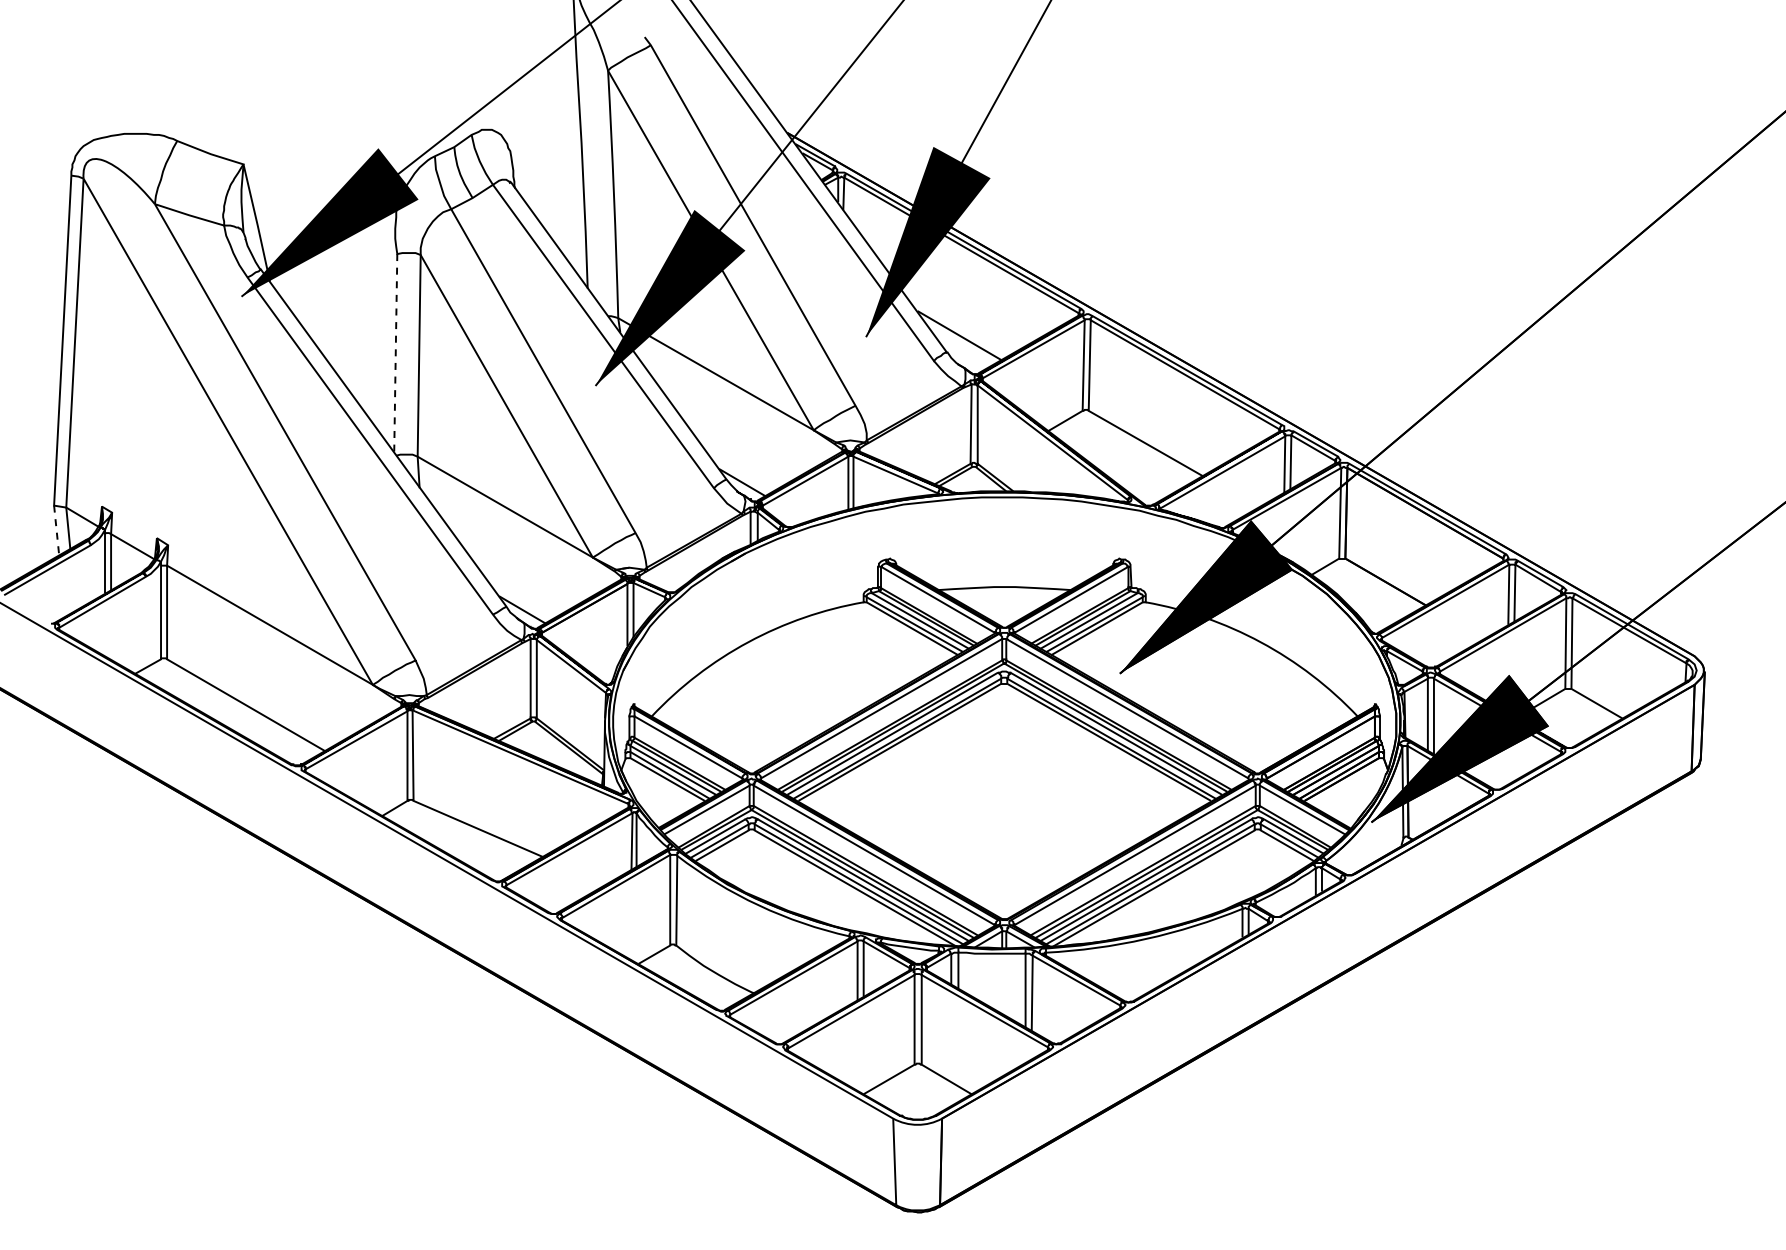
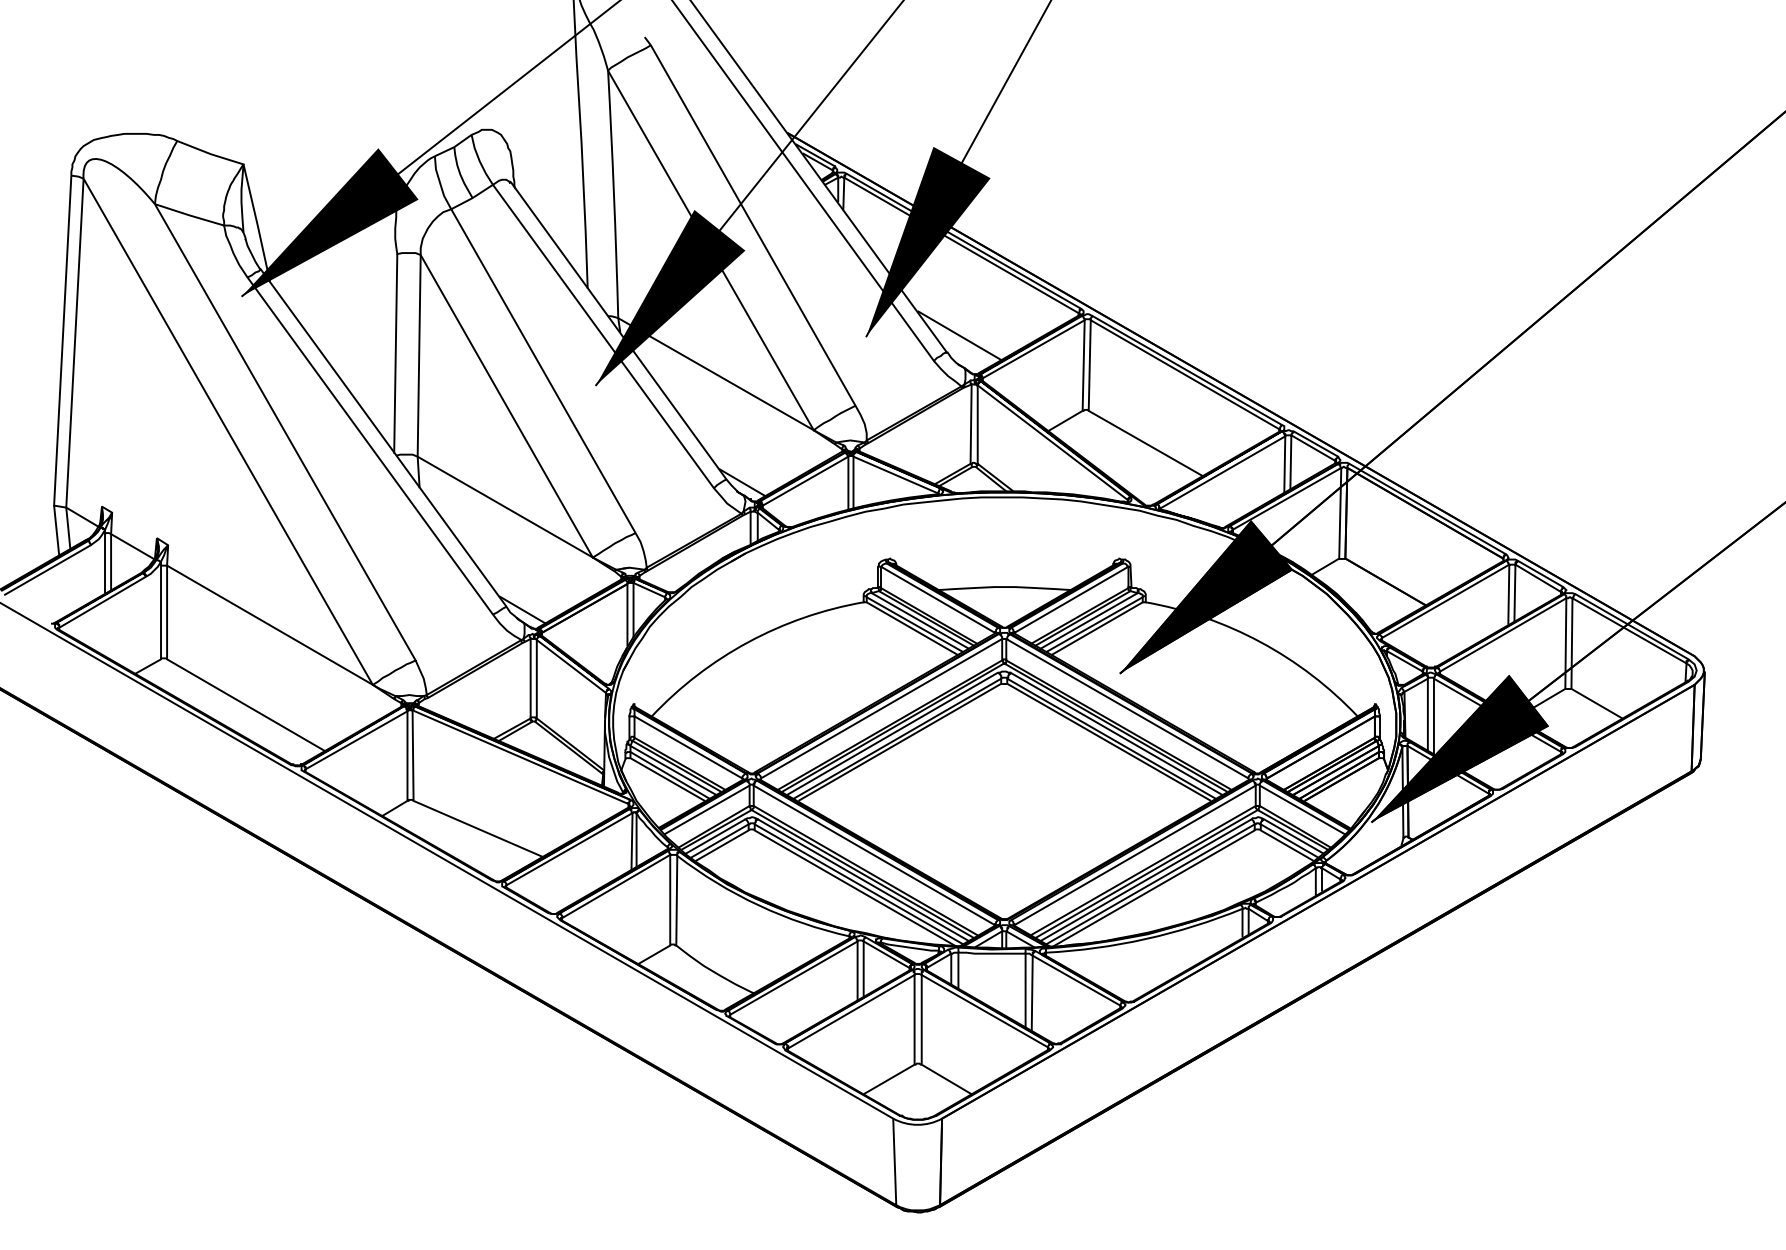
line: dashed -> solid (395, 353)
line: dashed -> solid (56, 531)
